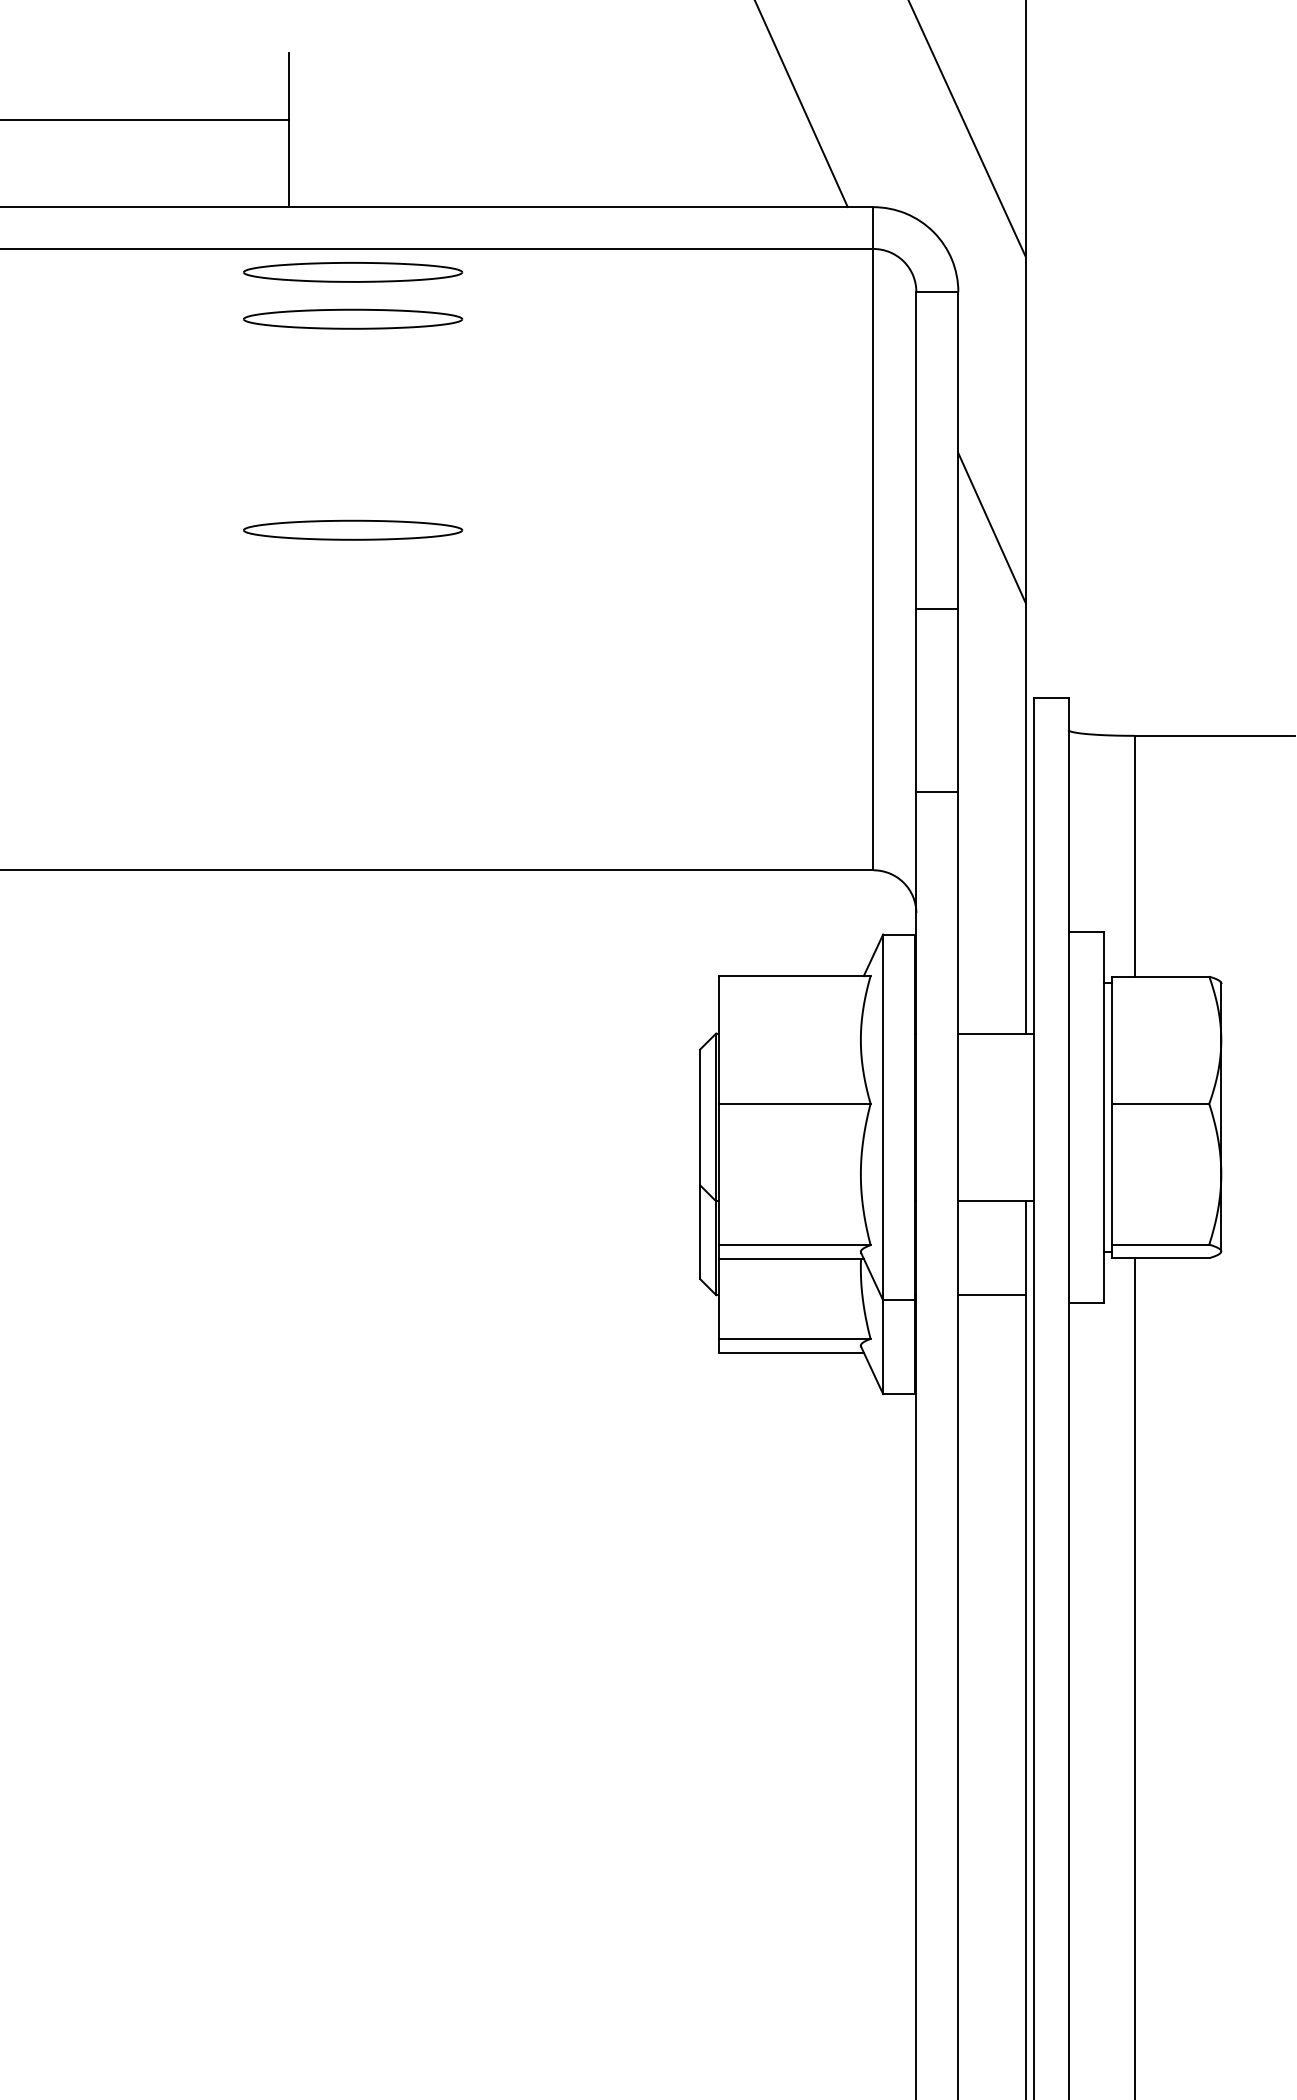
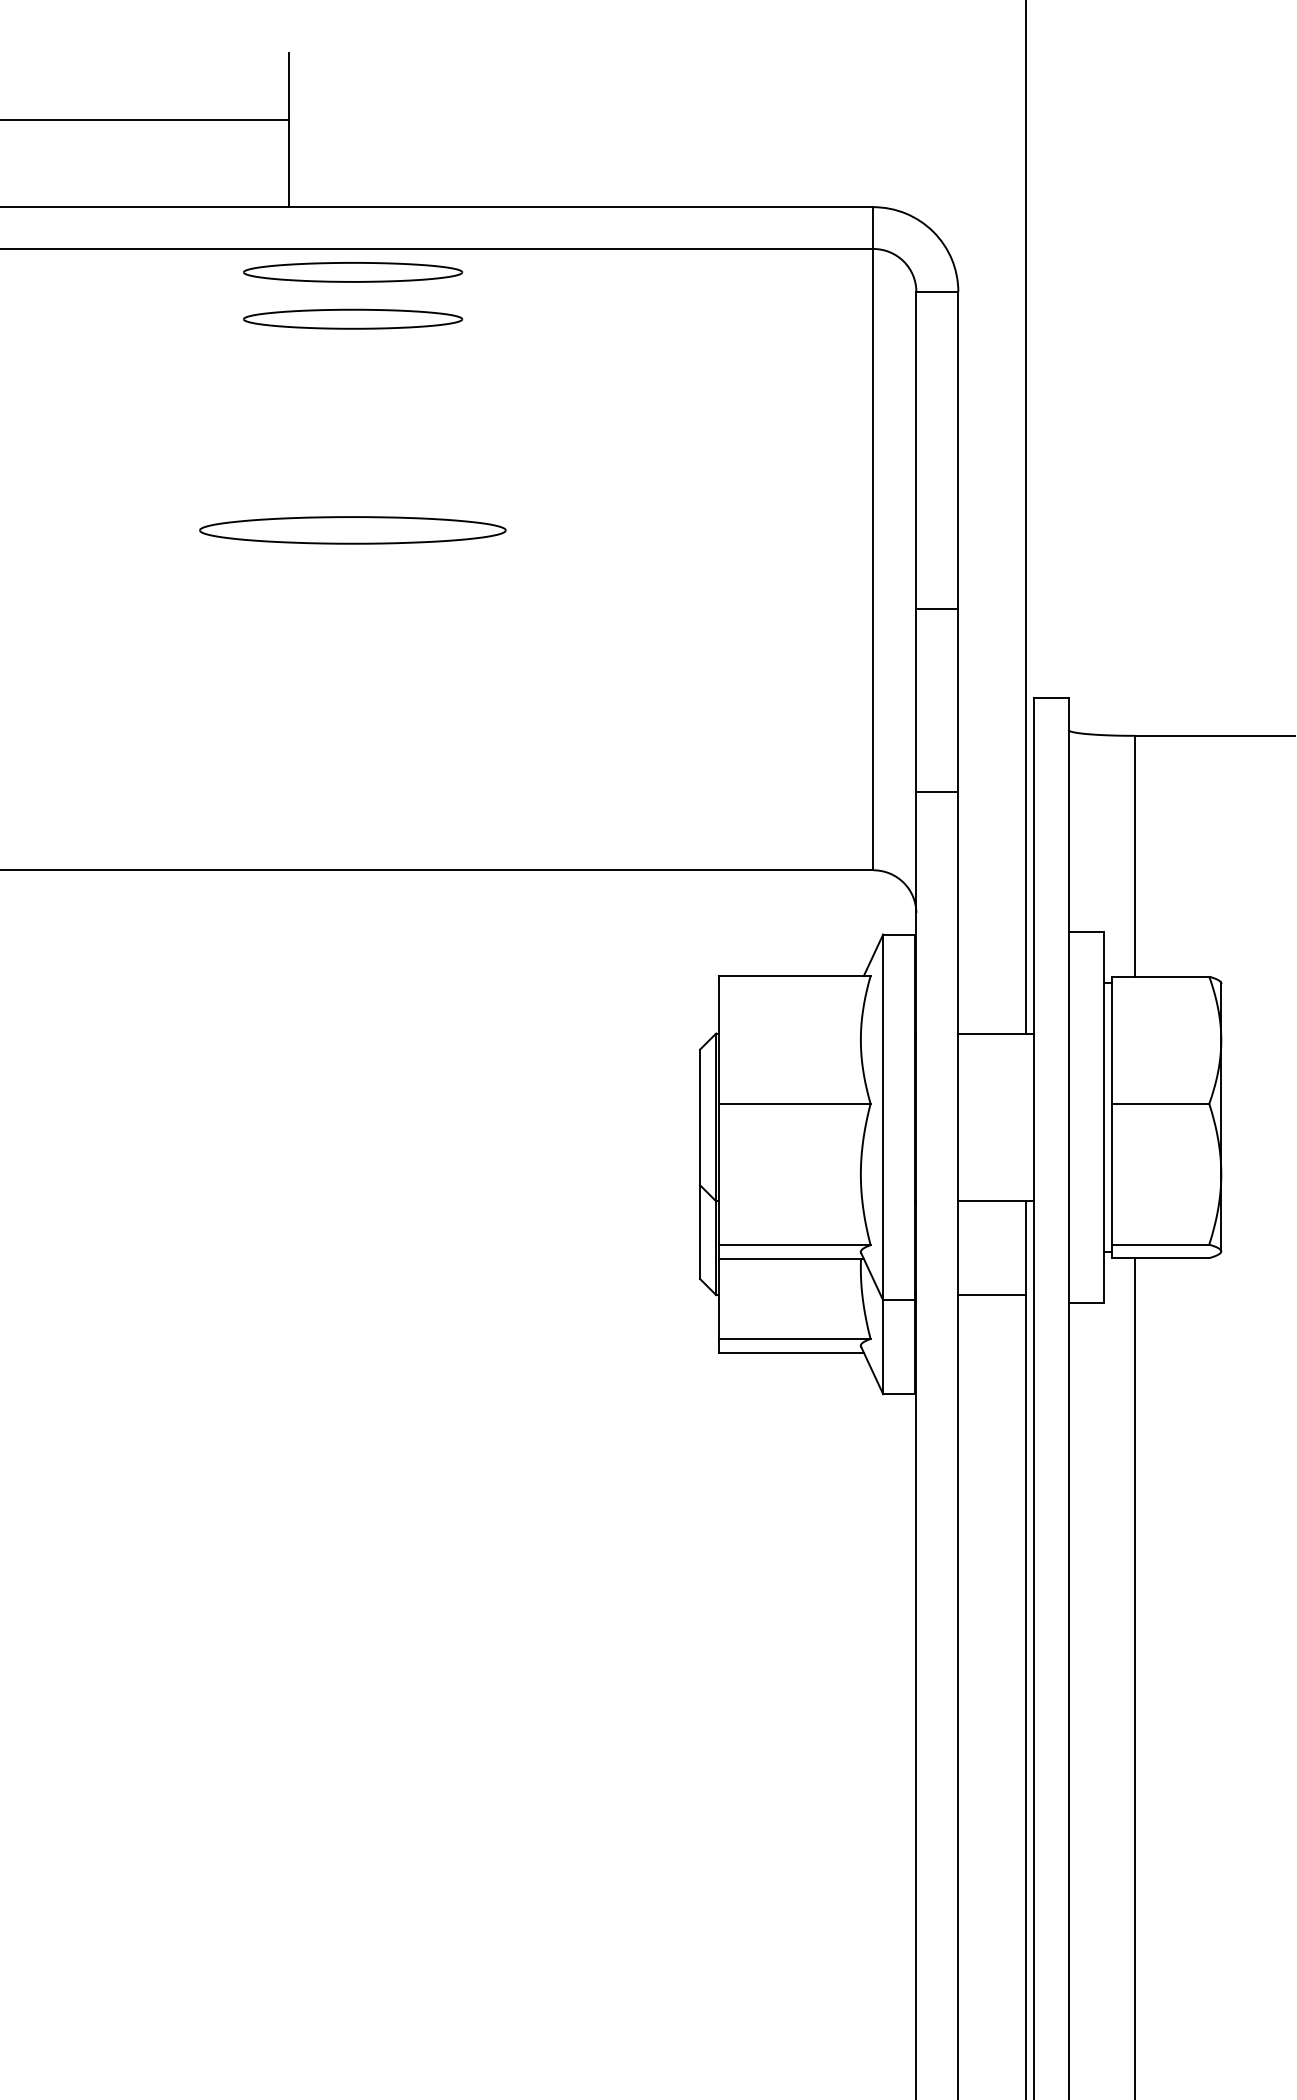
line: present -> none (801, 104)
line: present -> none (967, 129)
line: present -> none (991, 528)
part size: 221x22 px -> 308x29 px (352, 530)
